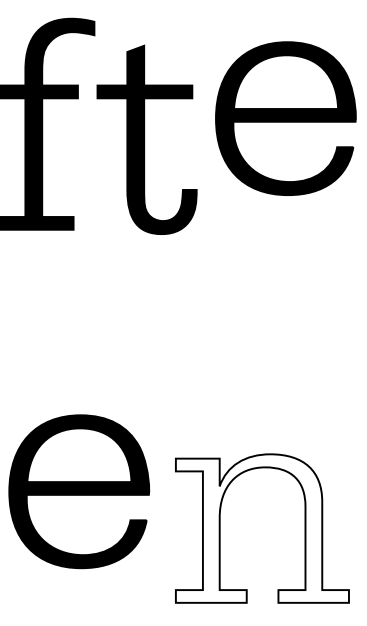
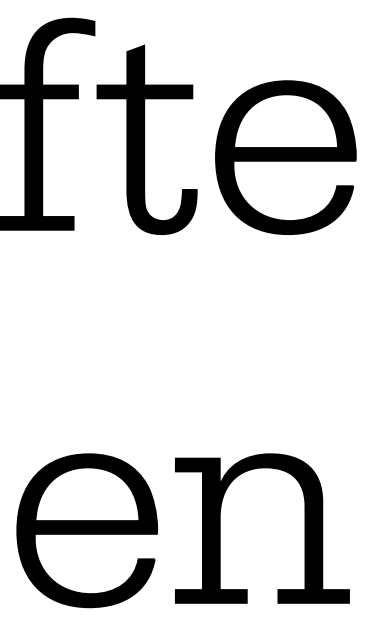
part position: (285, 118) -> (285, 157) (285, 157)
part position: (79, 491) -> (87, 530) (87, 530)
fill: none -> present (261, 528)
